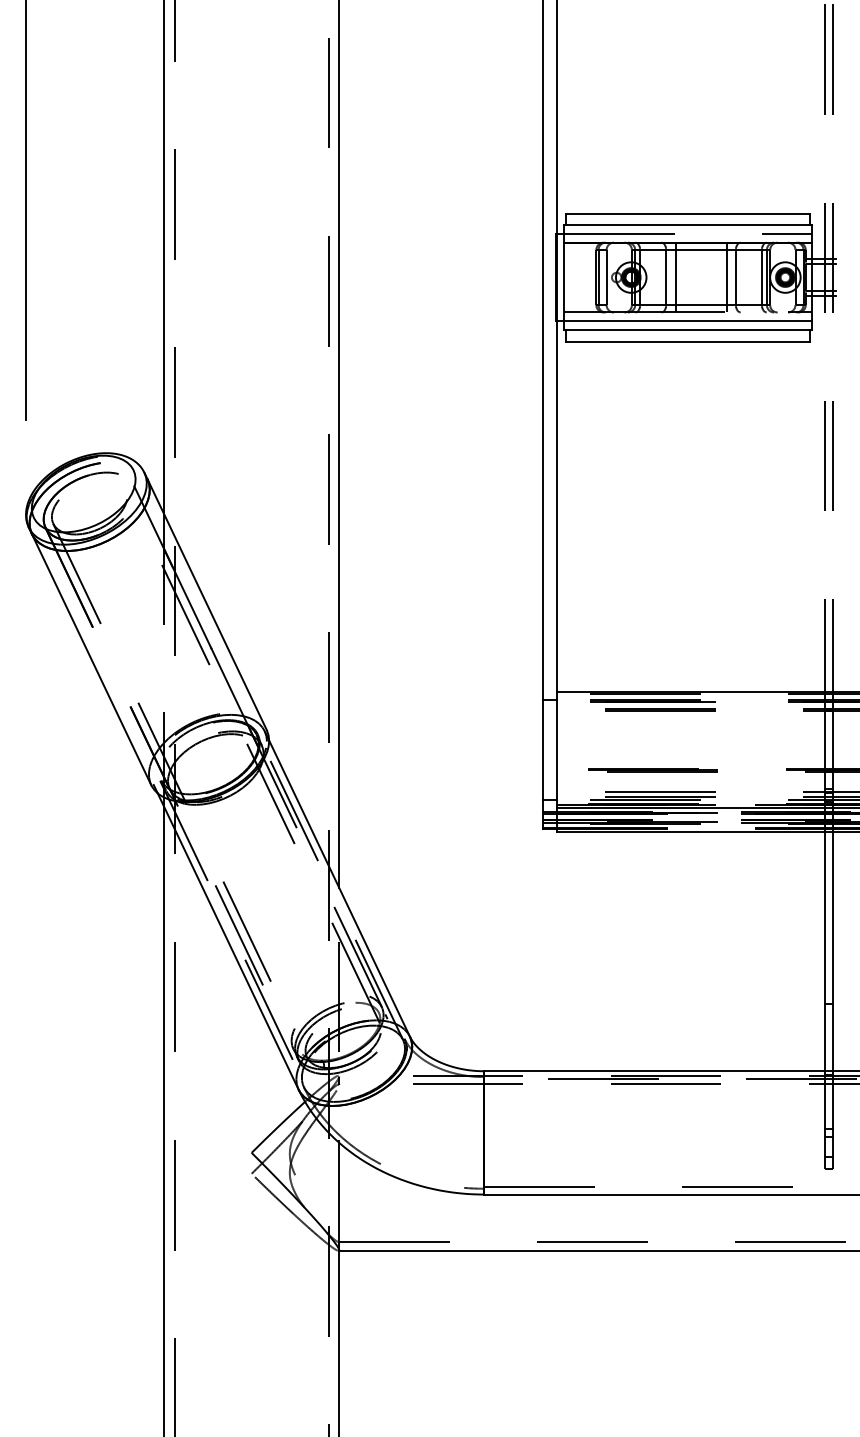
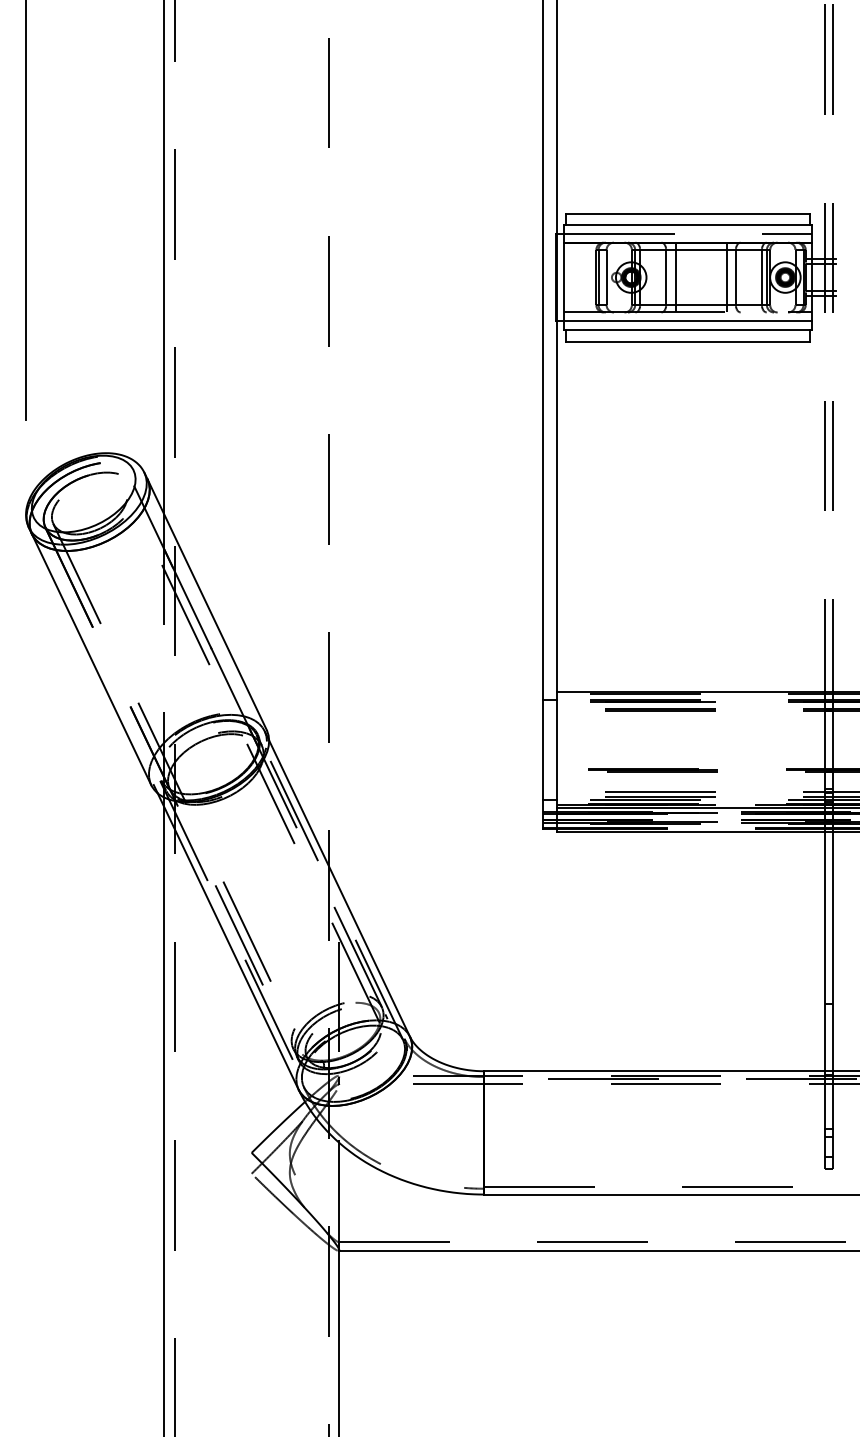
line: present -> none (339, 445)
